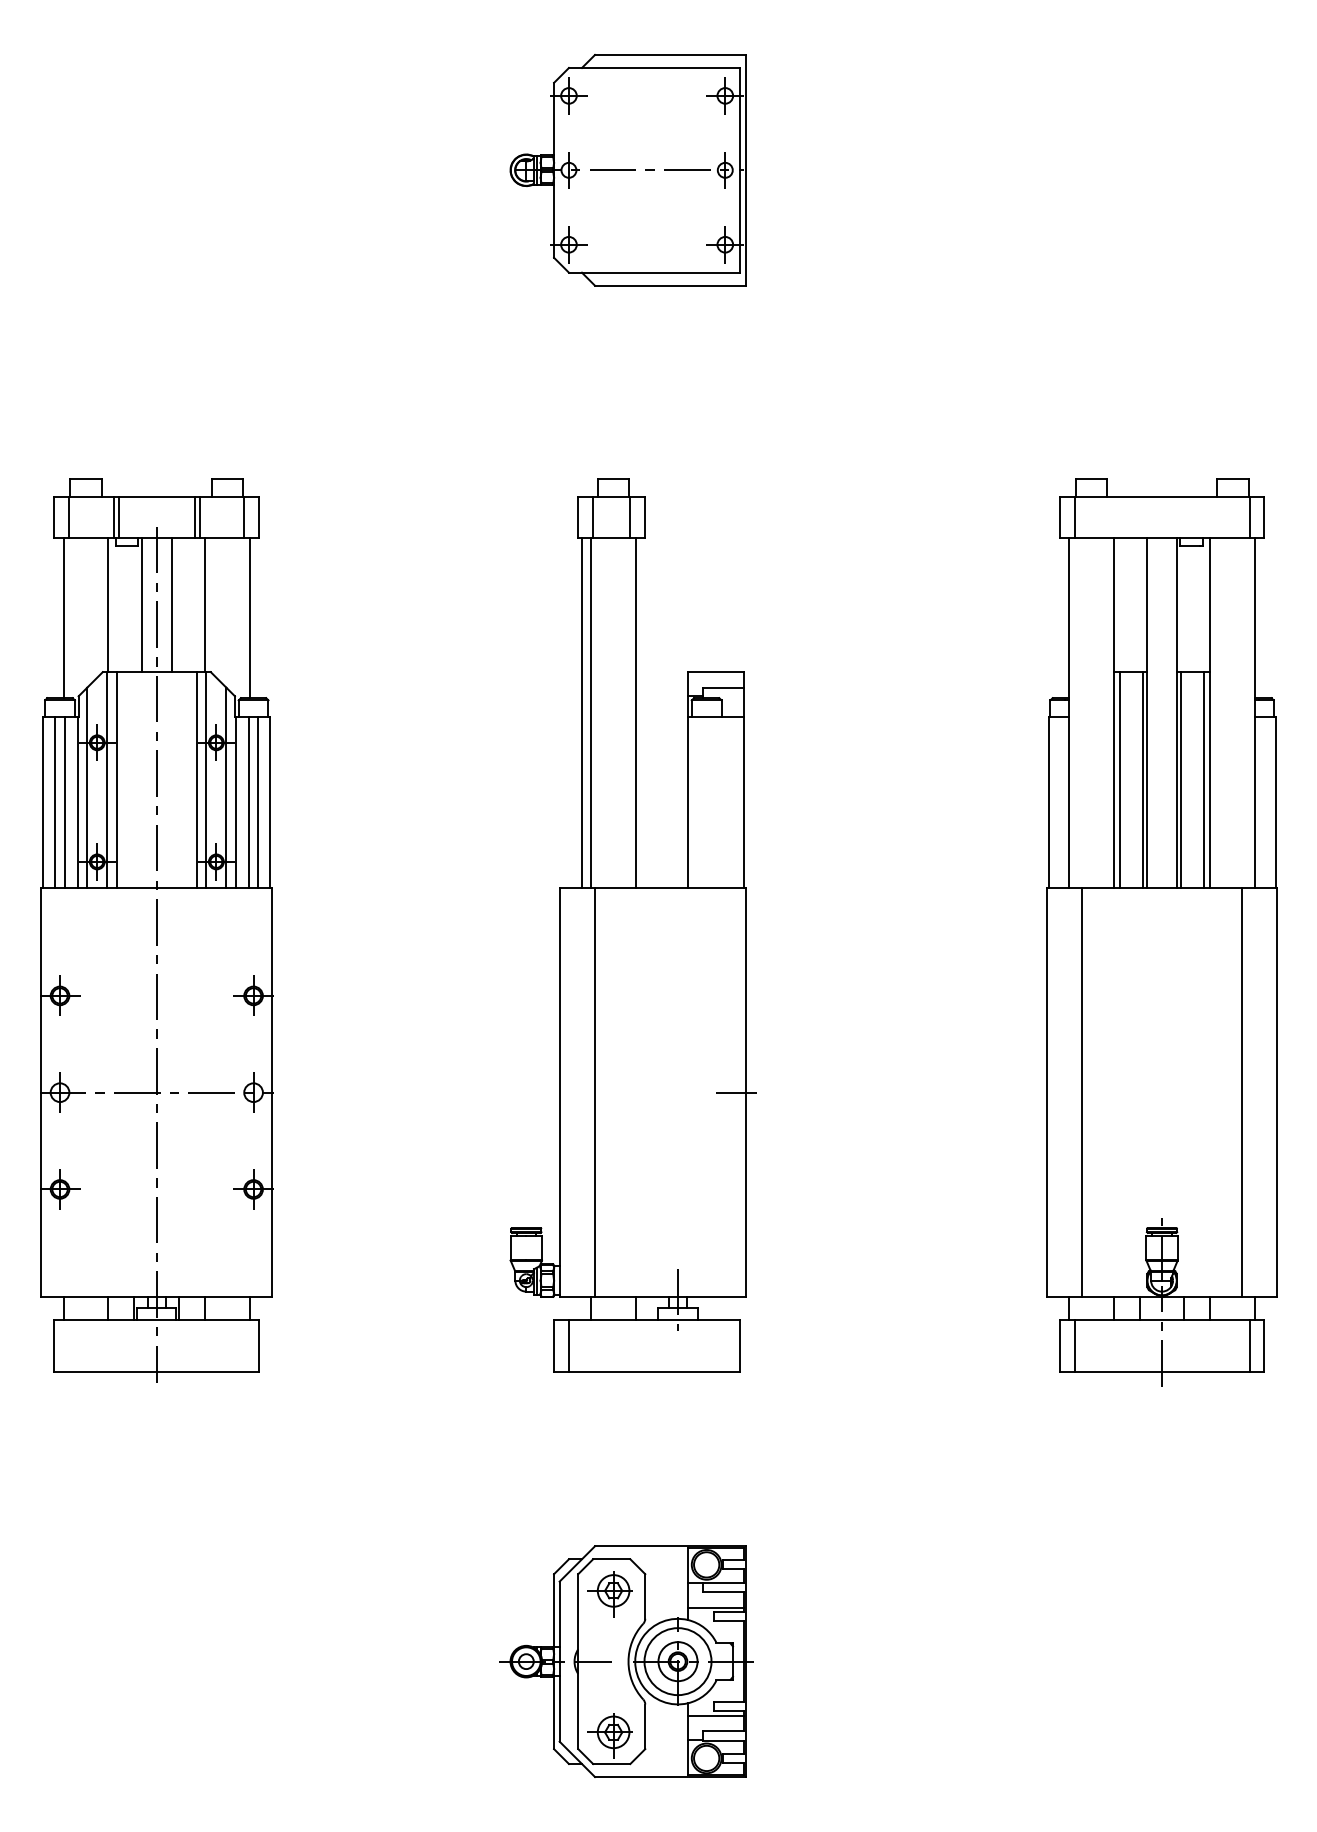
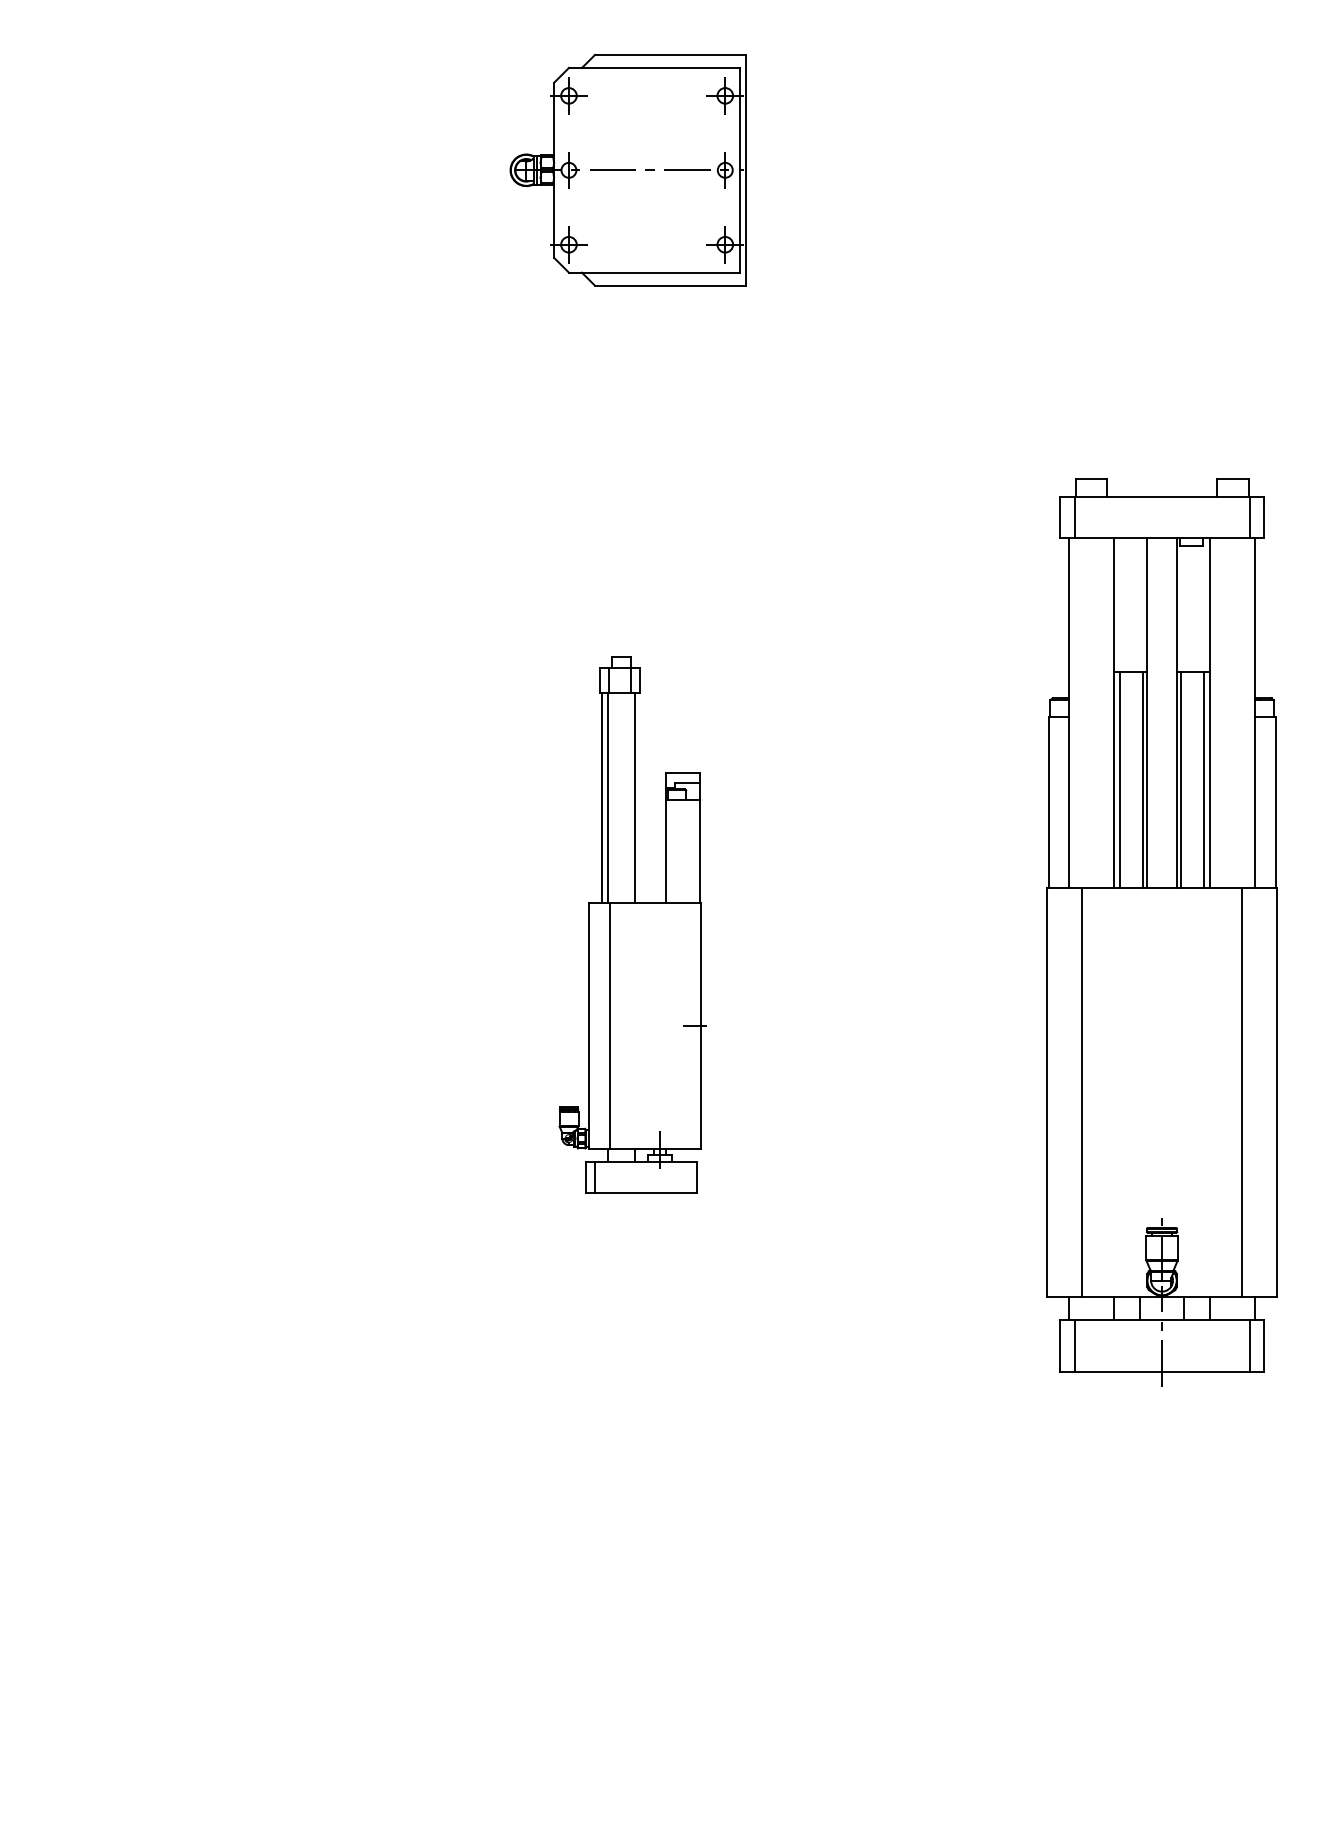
part size: 248x895 px -> 149x538 px (632, 924)
part: present -> none (156, 930)
part: present -> none (626, 1661)
